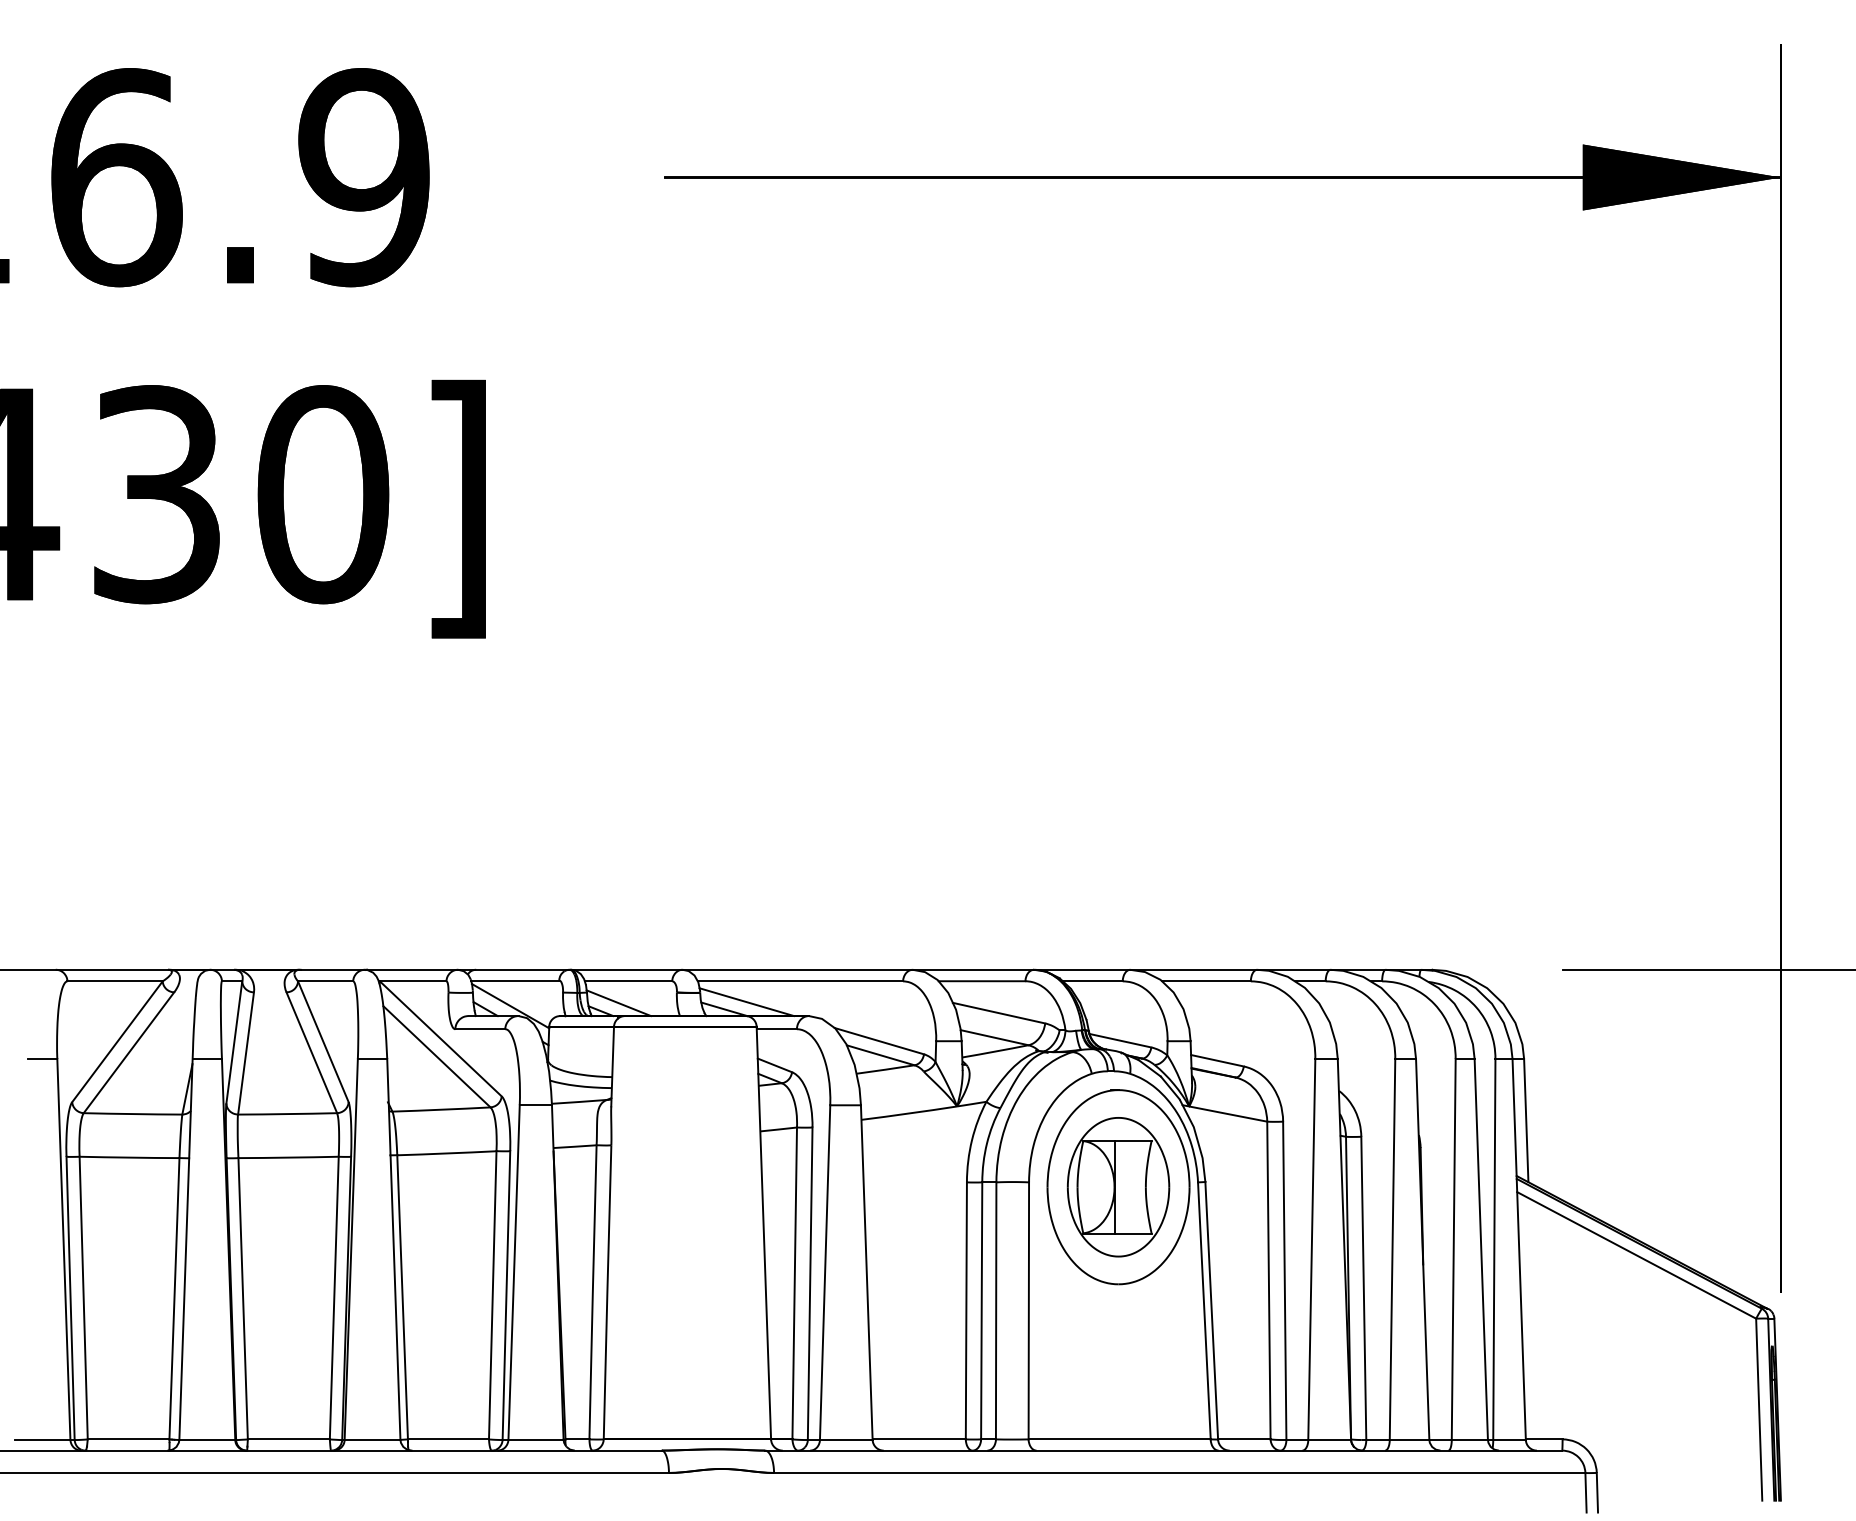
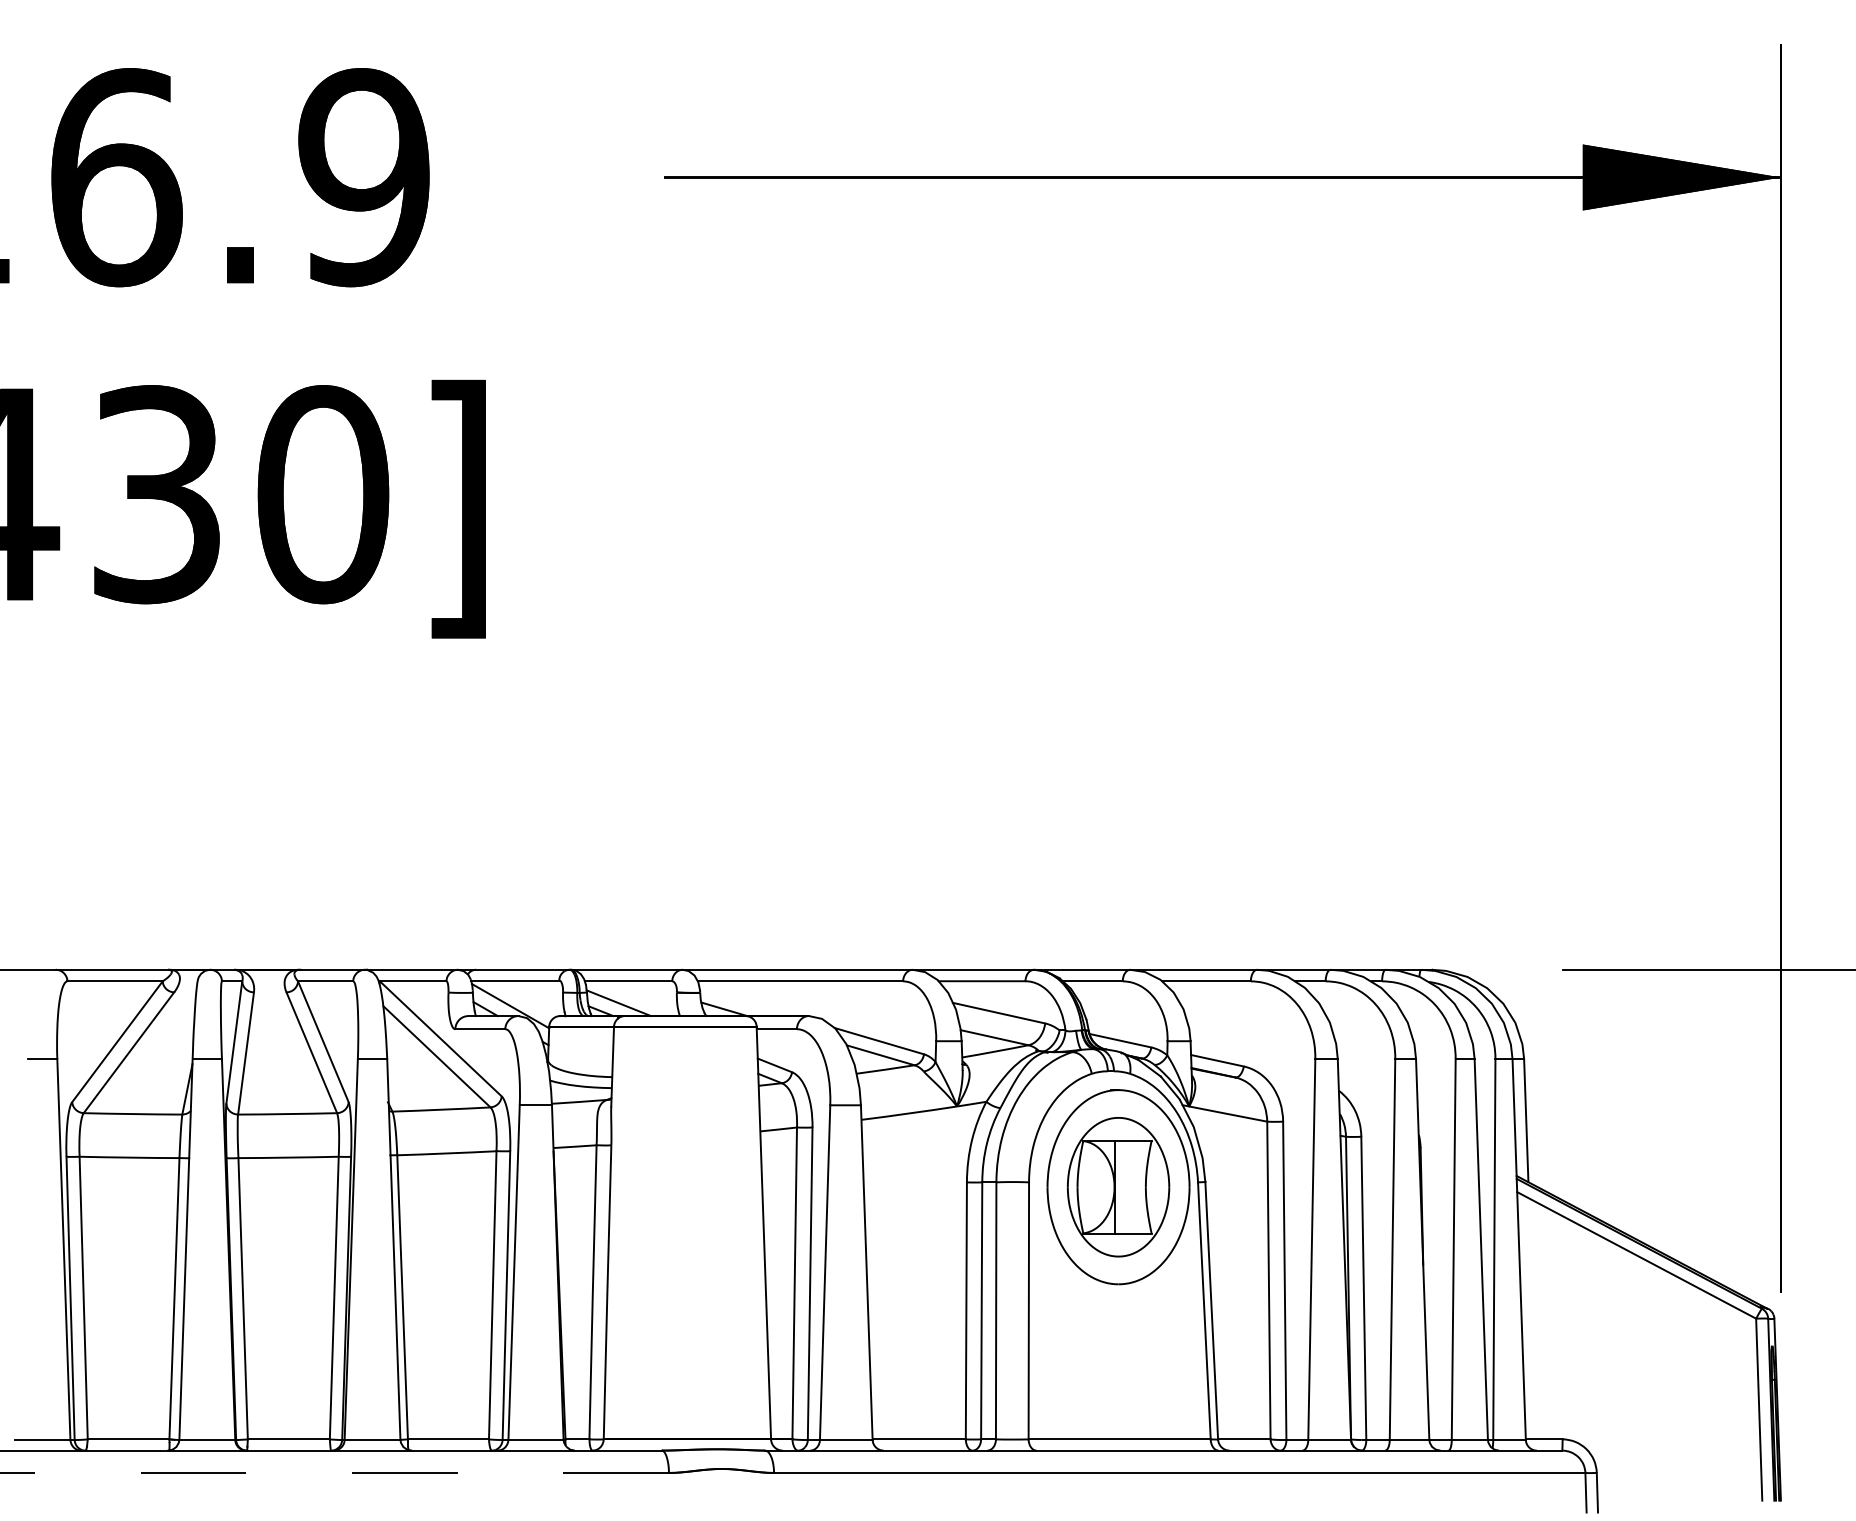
line: present -> none (746, 1002)
line: solid -> dashed (334, 1472)
